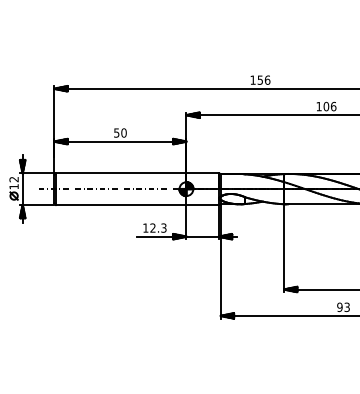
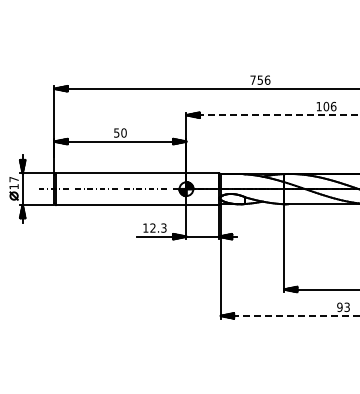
text: 156 -> 756 (252, 79)
line: solid -> dashed (273, 115)
text: 12 -> 17 (13, 179)
line: solid -> dashed (290, 315)
